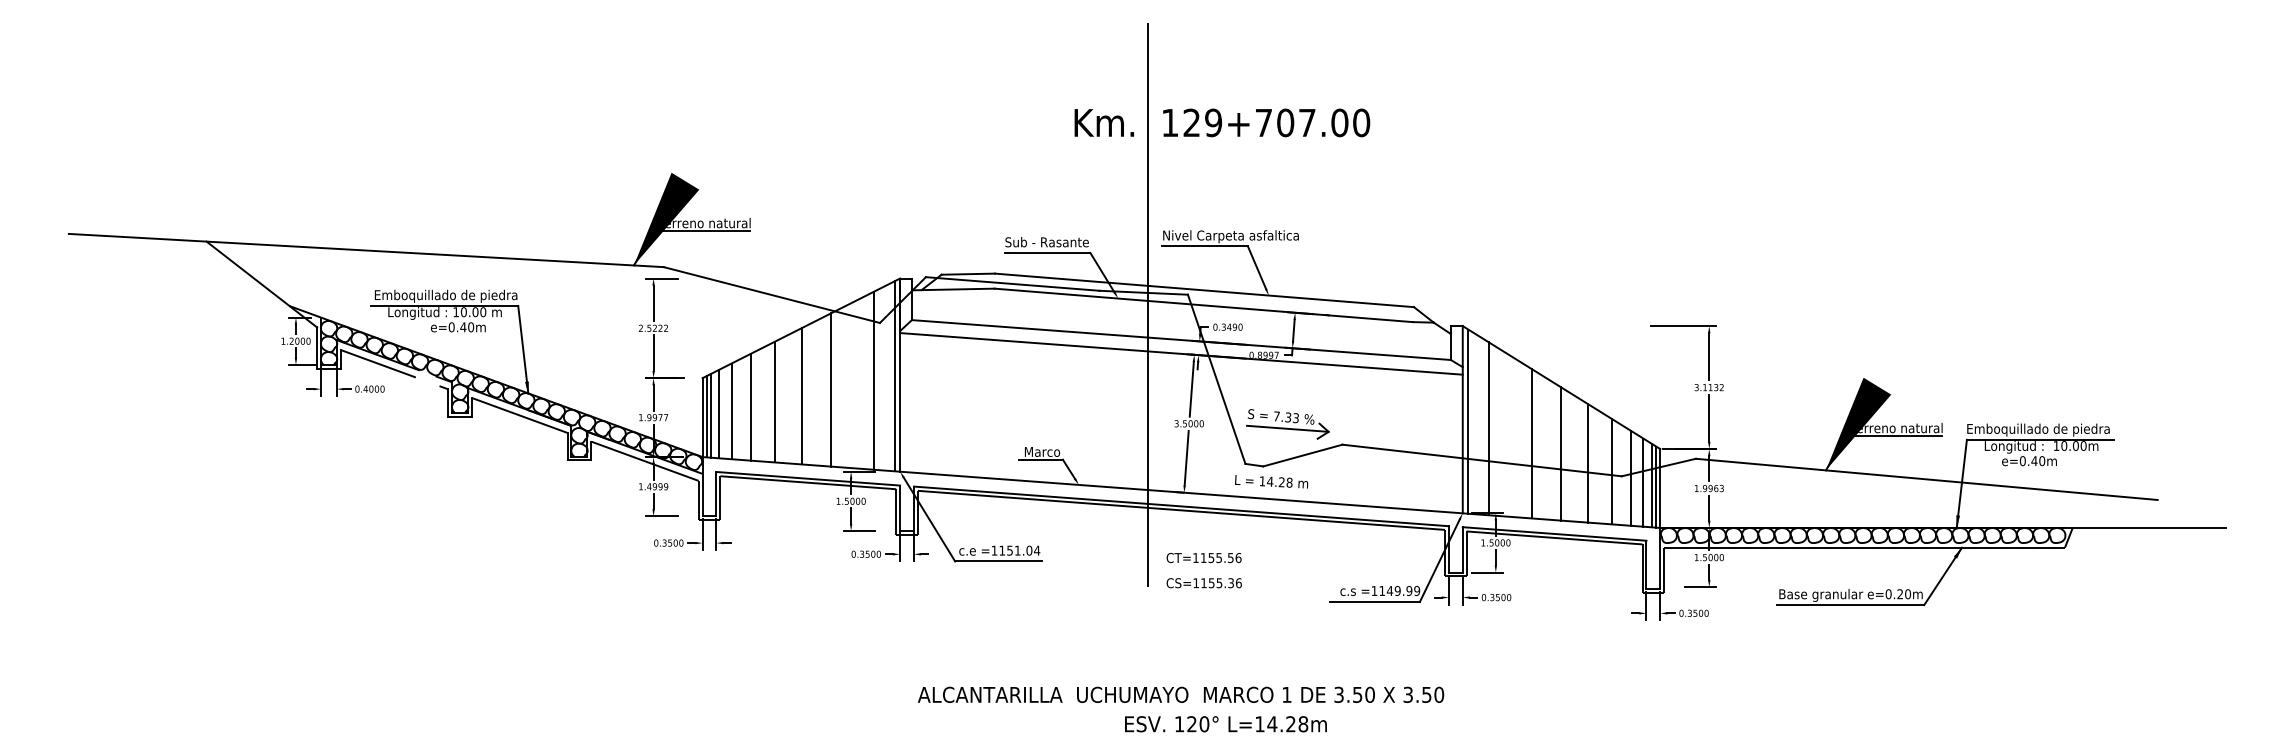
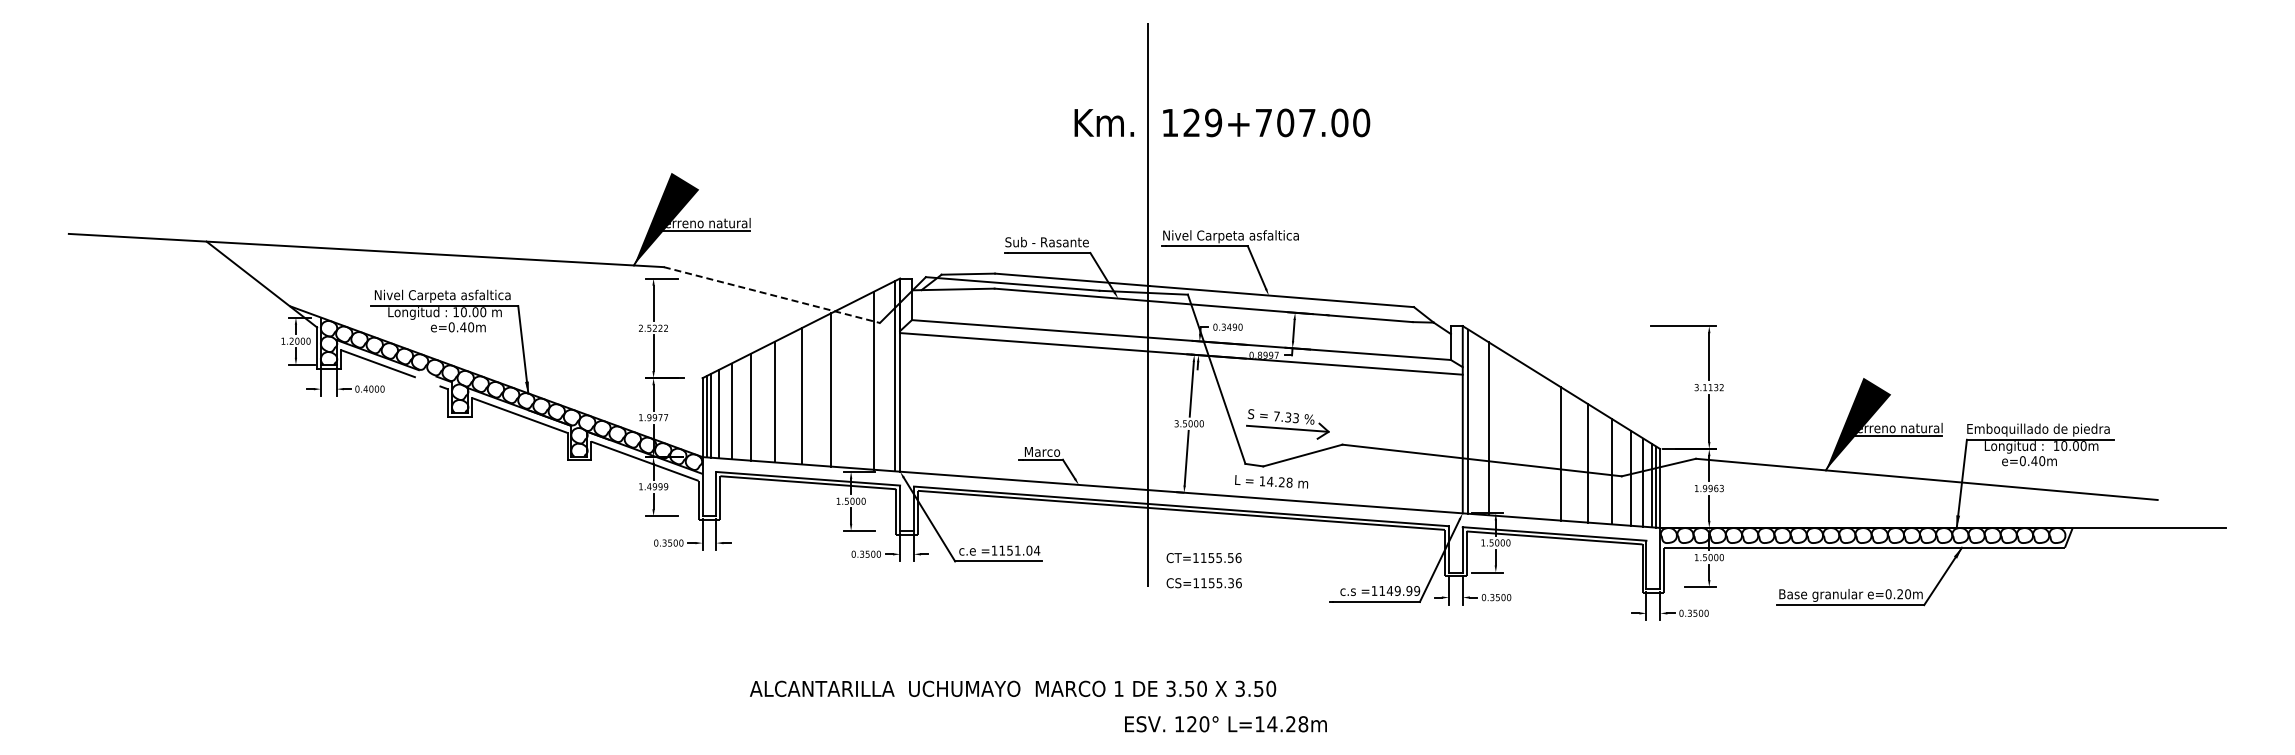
text: Emboquillado de piedra -> Nivel Carpeta asfaltica (446, 295)
line: solid -> dashed (771, 295)
line: present -> none (1532, 443)
text position: (1181, 694) -> (1013, 688) (1013, 688)
